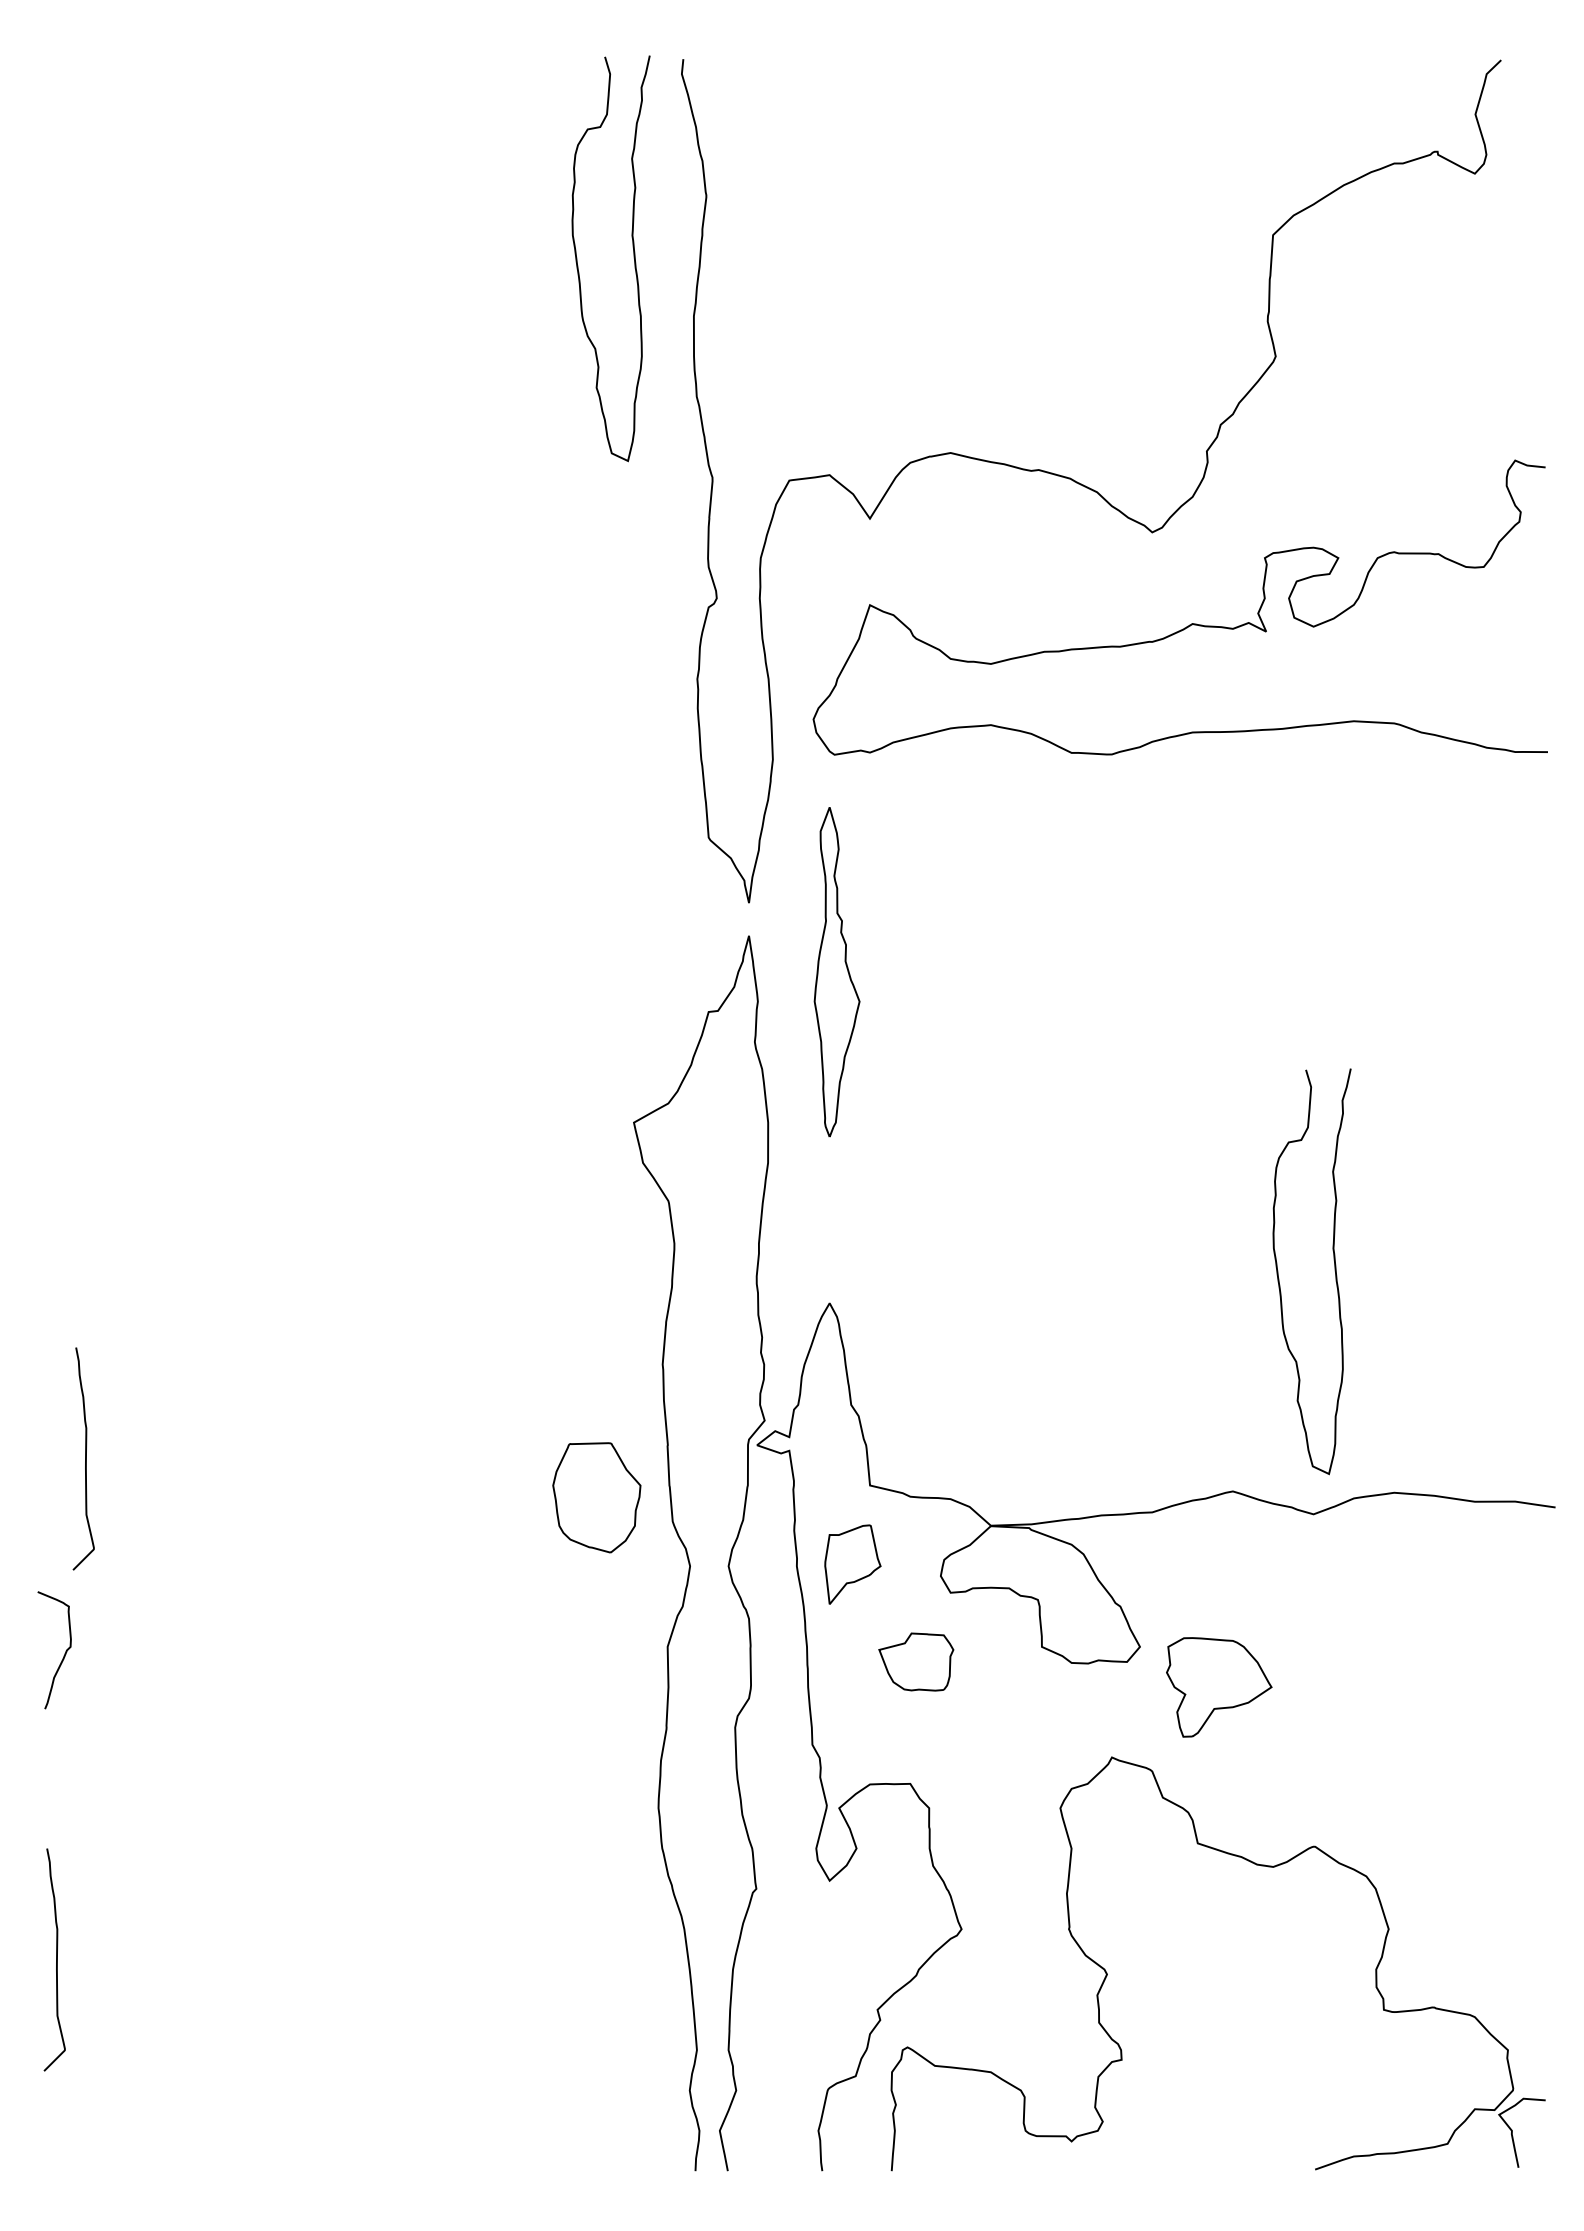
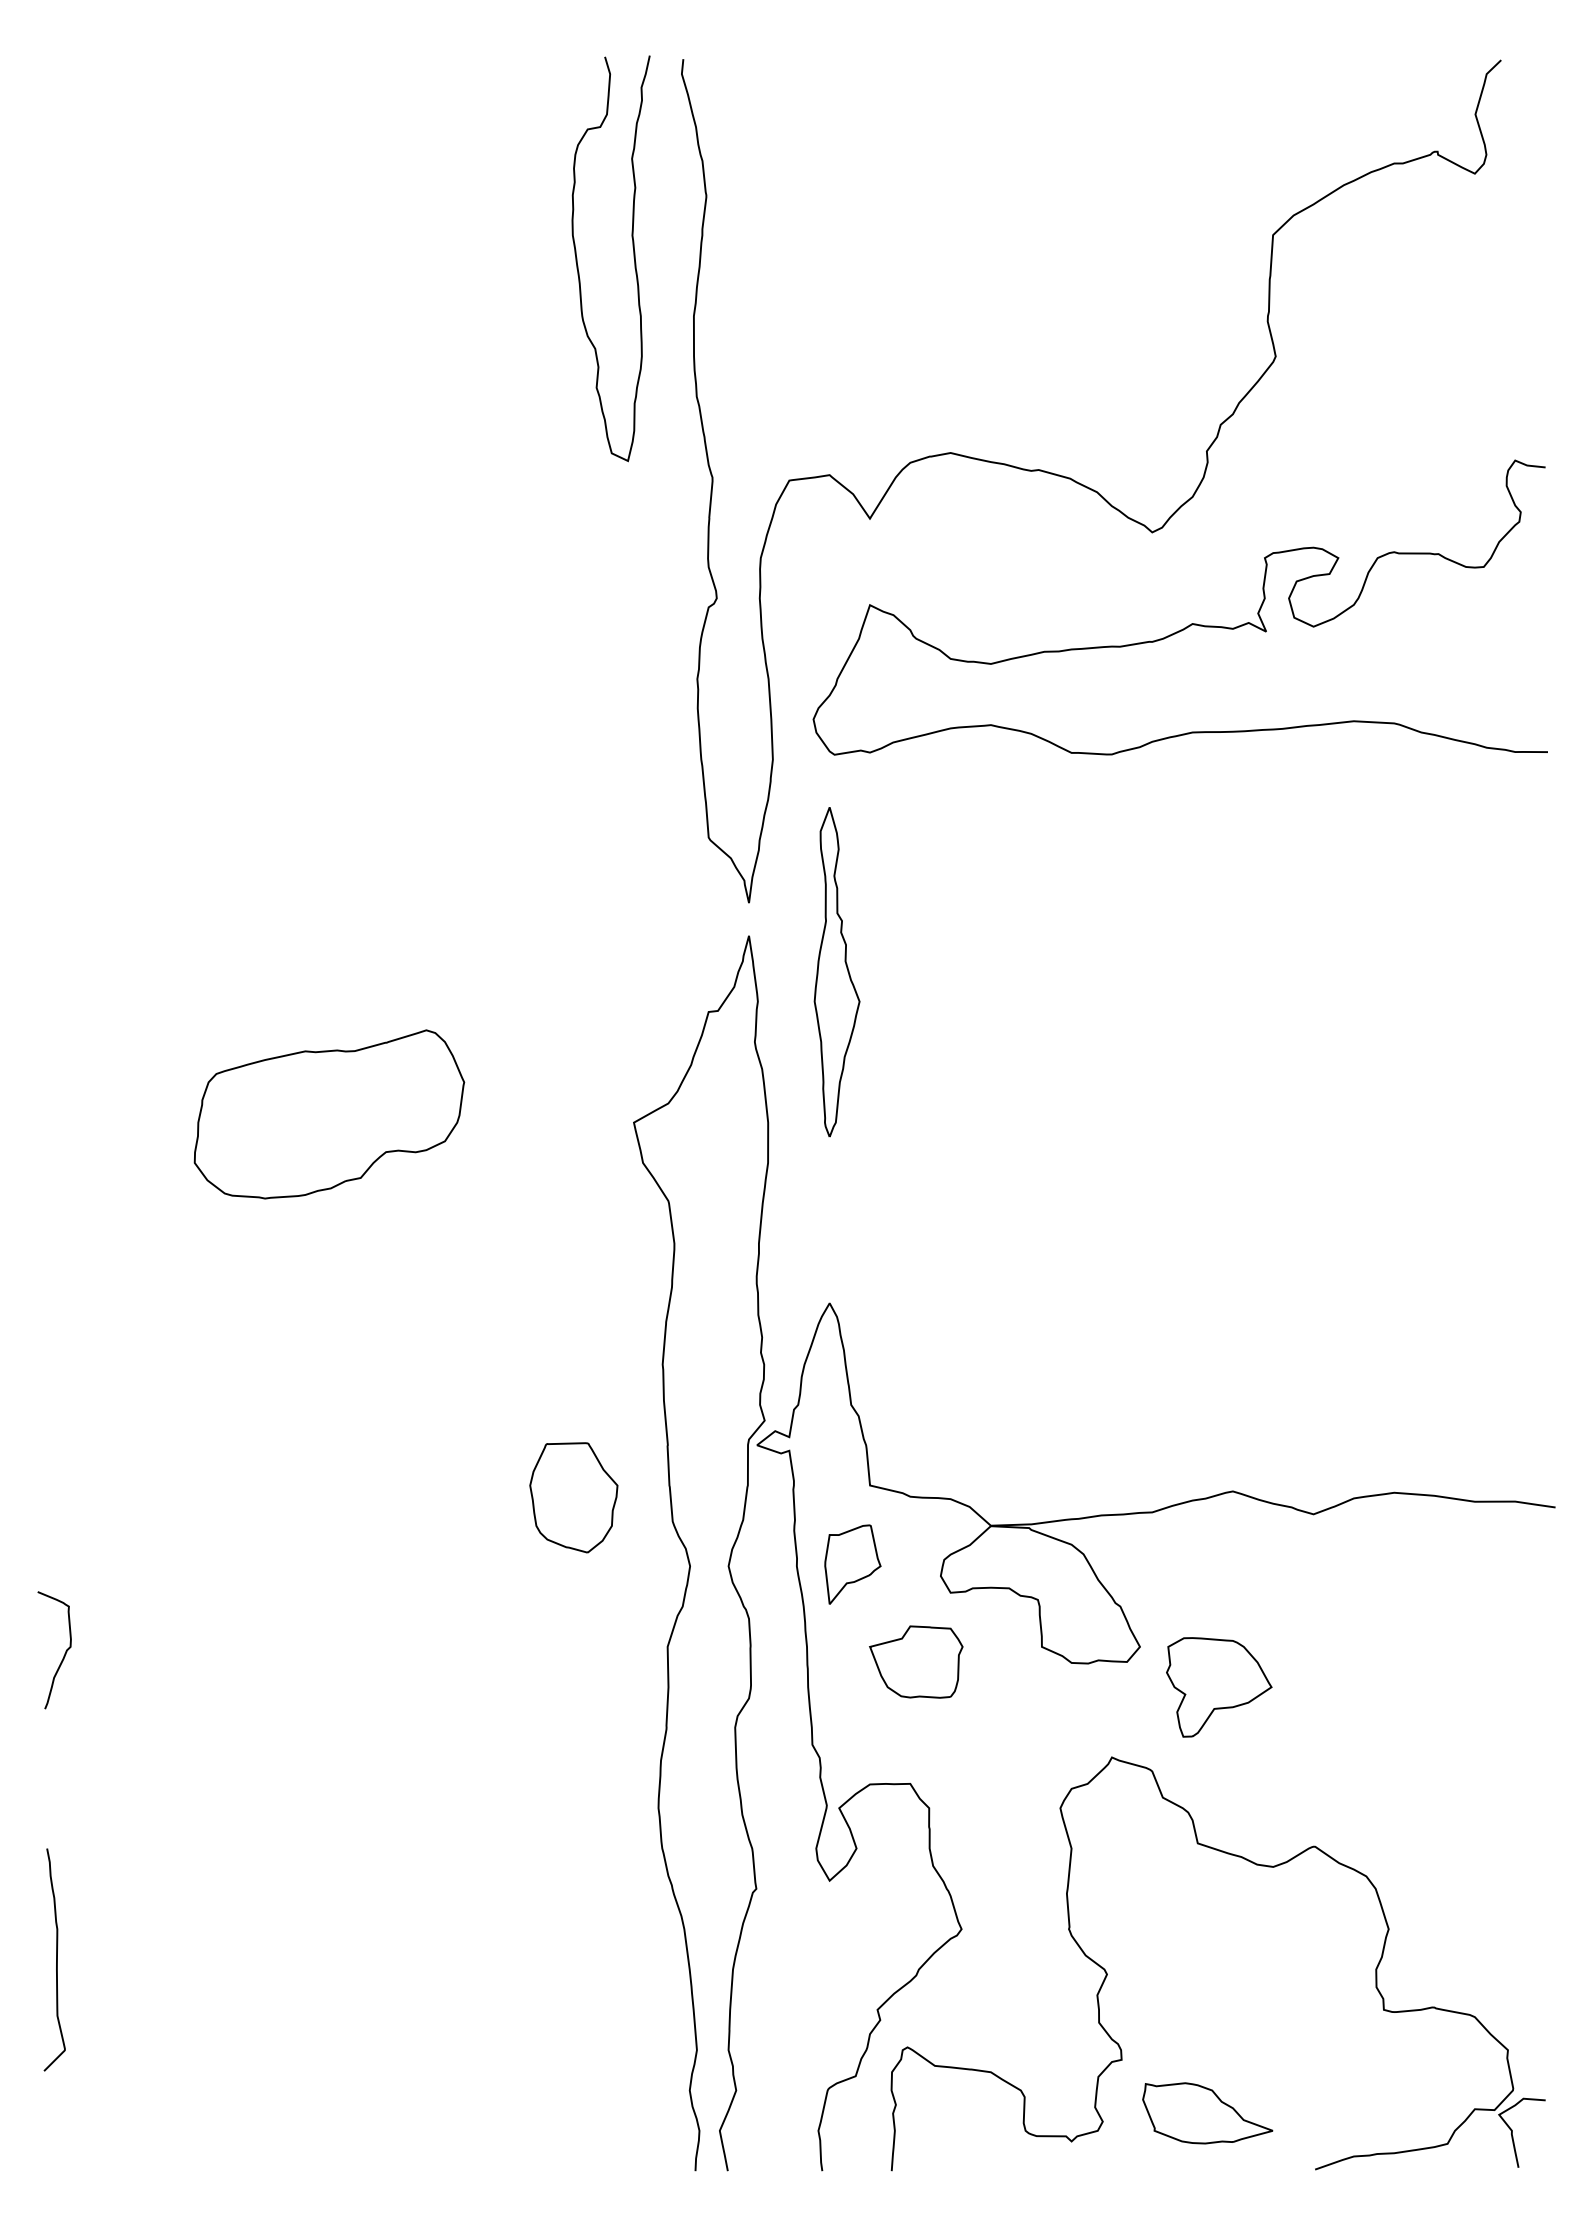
part: none -> present (329, 1114)
curve: present -> none (1334, 1271)
curve: present -> none (85, 1458)
part position: (596, 1497) -> (573, 1497) (573, 1497)
part size: 77x60 px -> 95x74 px (916, 1661)
part: none -> present (1207, 2113)
